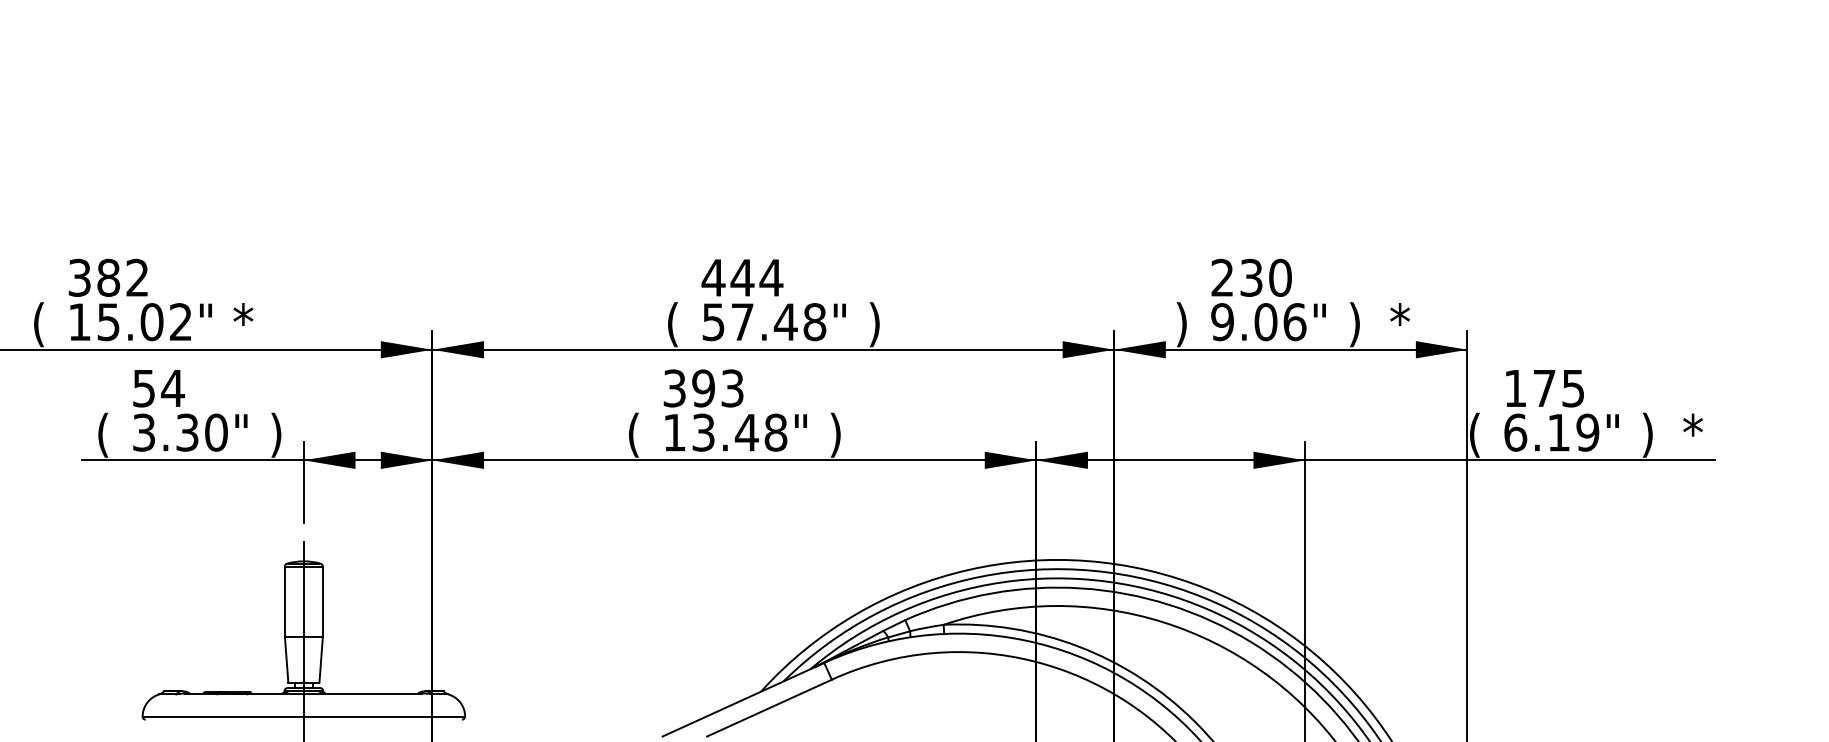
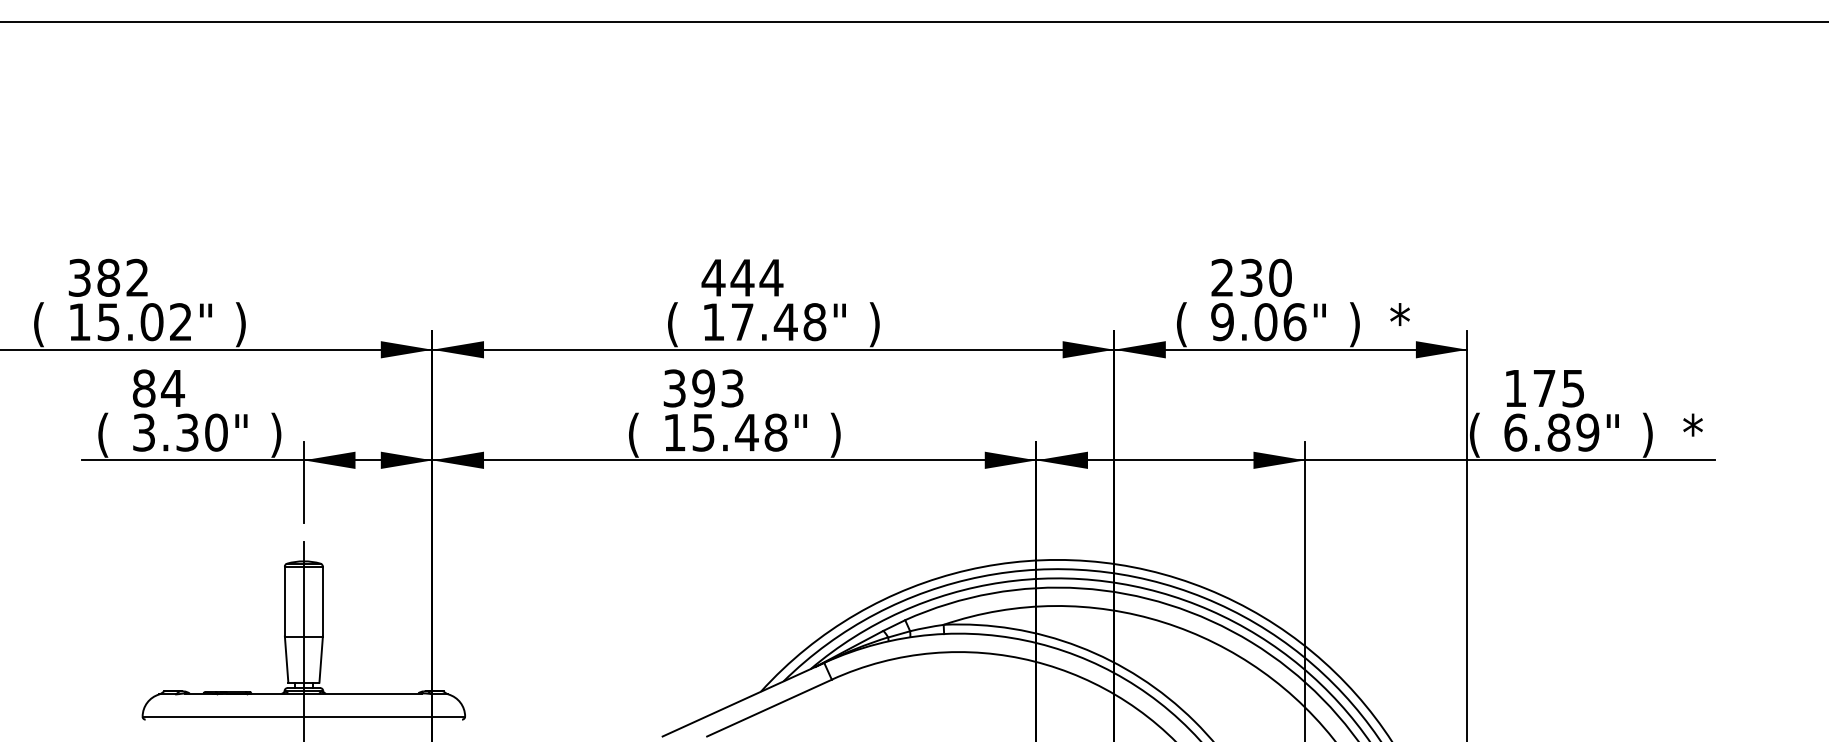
line: none -> present (913, 22)
text: 57.48" -> 17.48" (713, 322)
text: * -> ) (243, 324)
text: ) -> ( (1181, 324)
text: 54 -> 84 (143, 388)
text: 13.48" -> 15.48" (703, 432)
text: 6.19" -> 6.89" (1558, 432)
